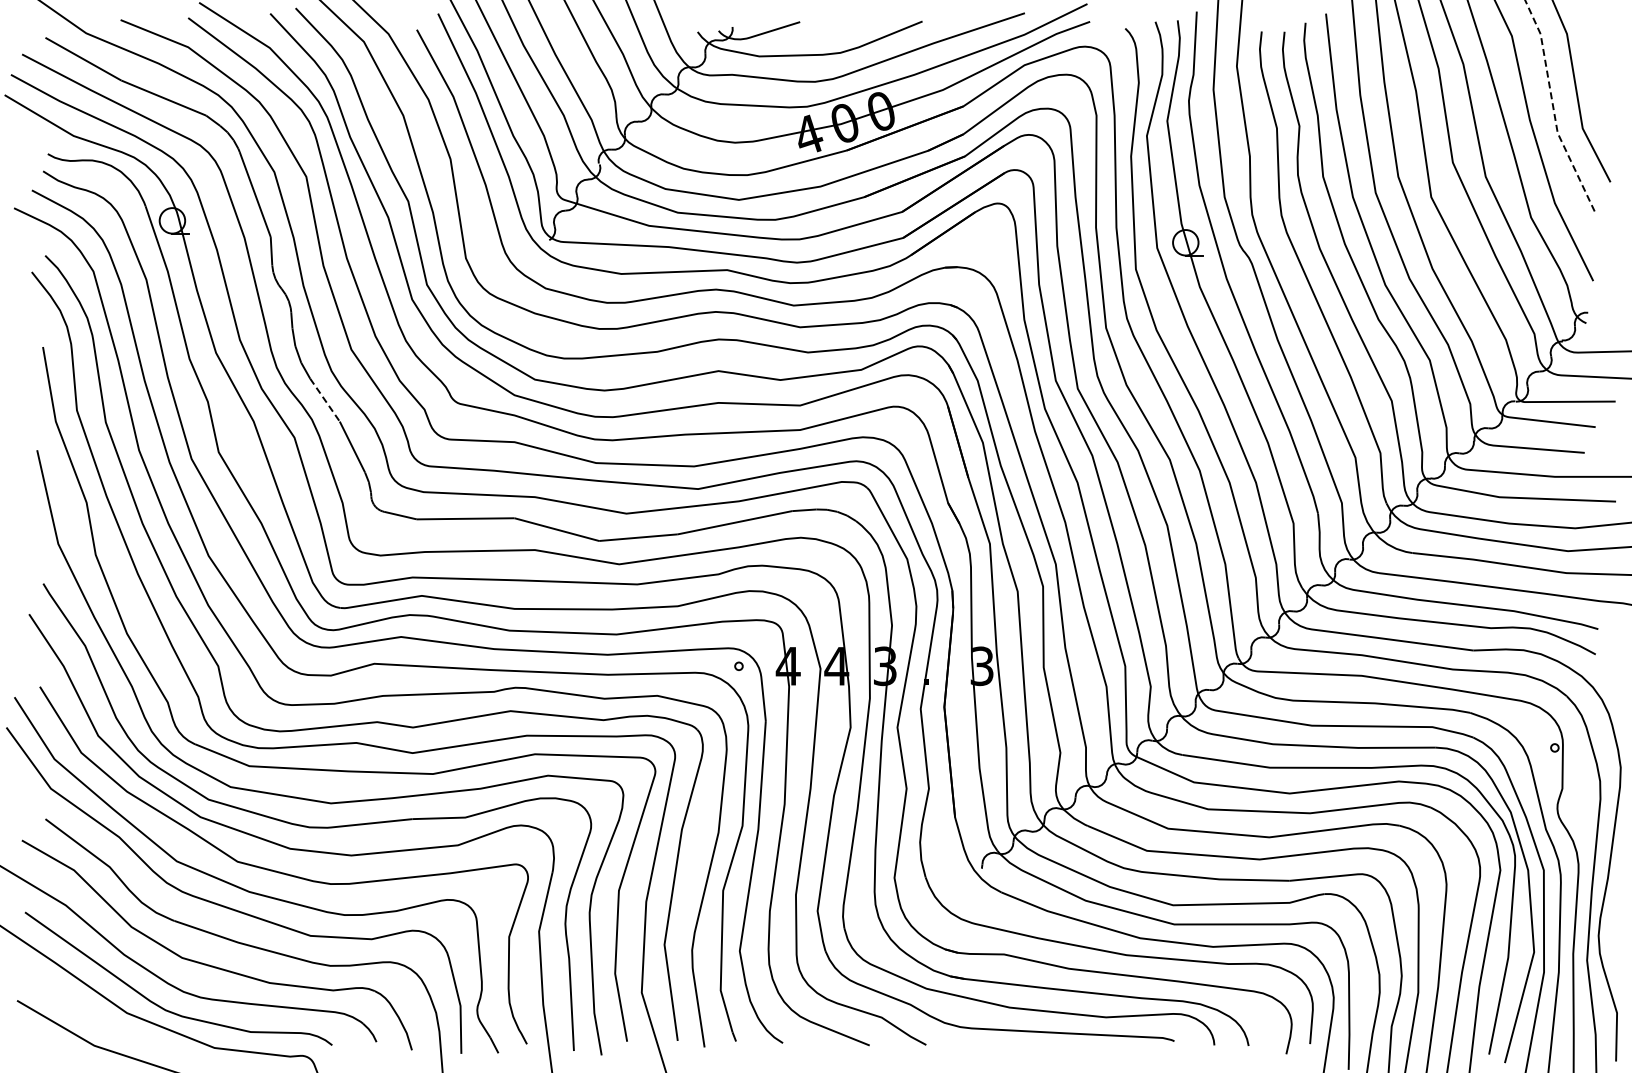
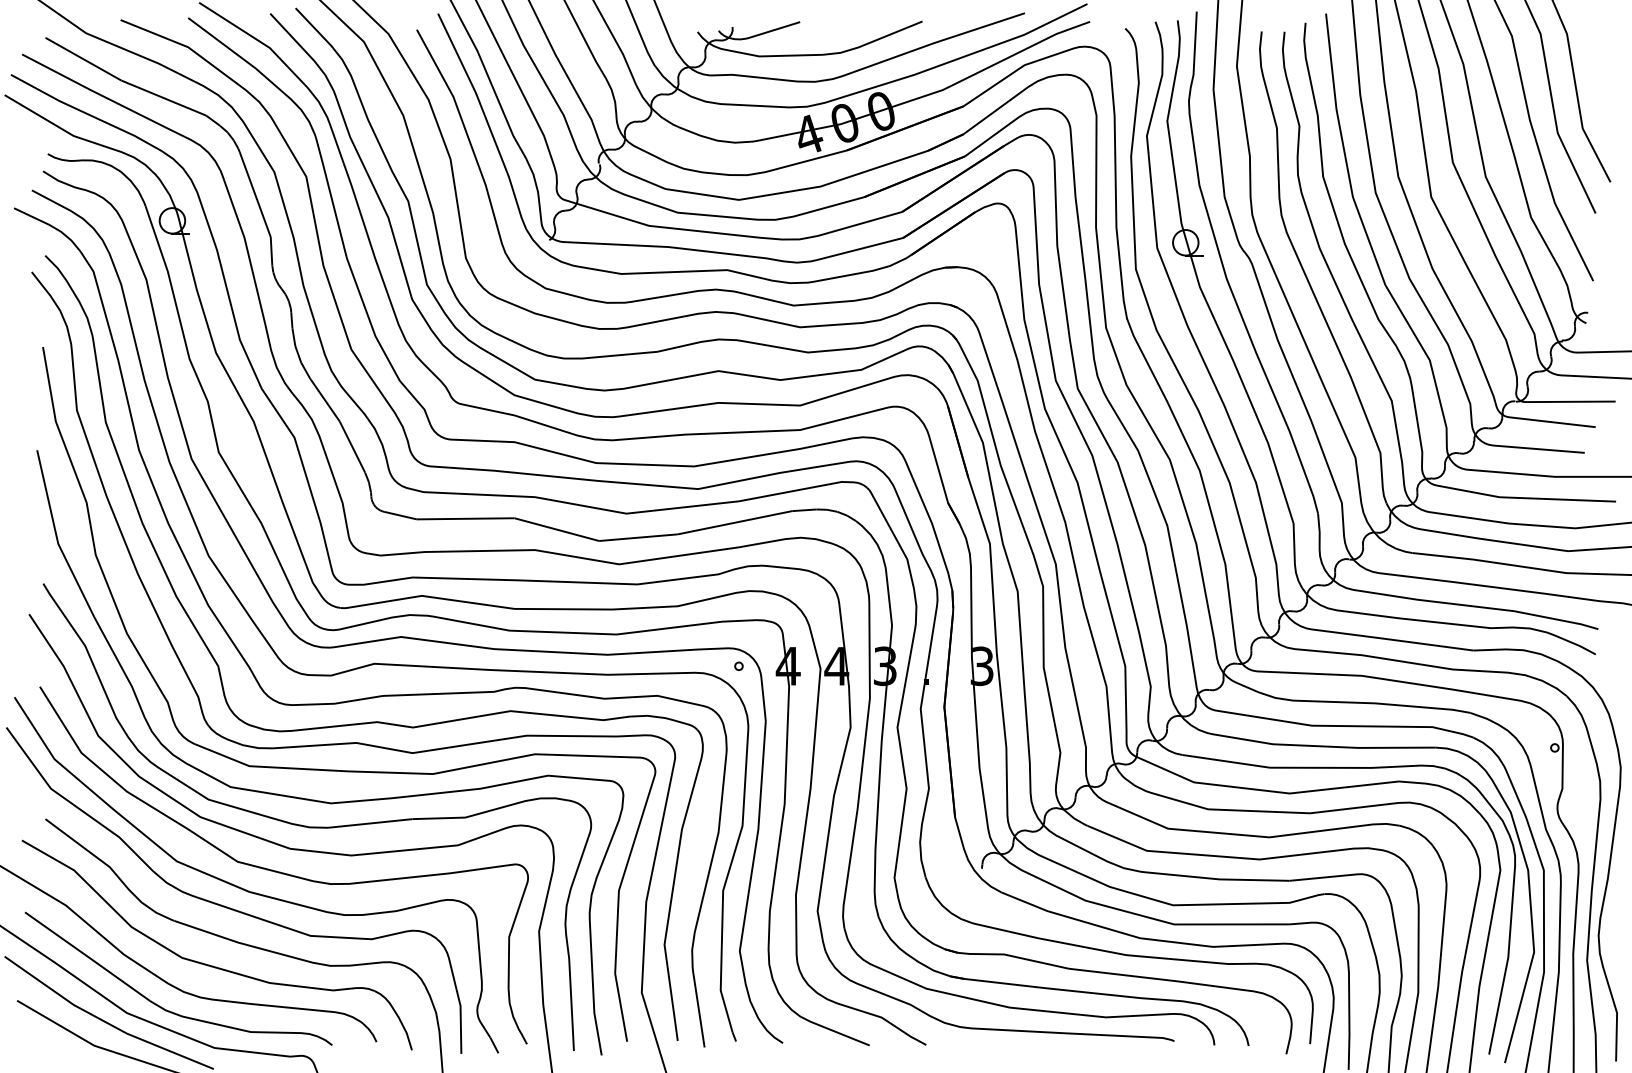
line: dashed -> solid (1553, 109)
line: dashed -> solid (325, 400)
line: none -> present (103, 1019)
